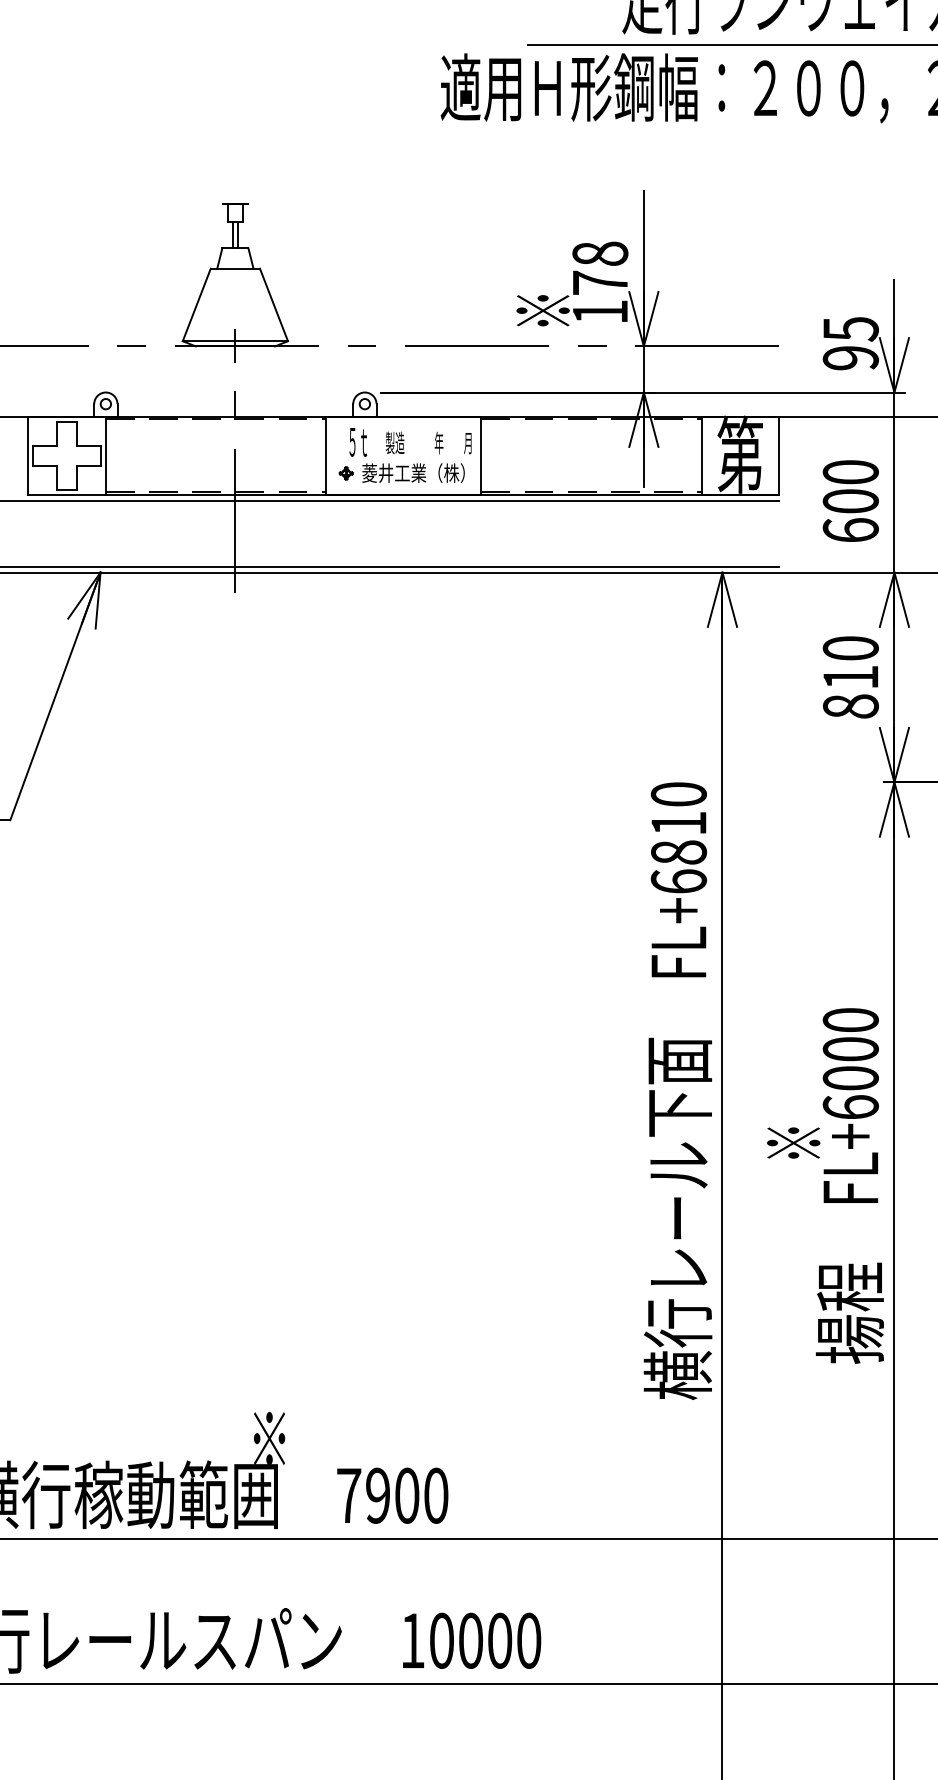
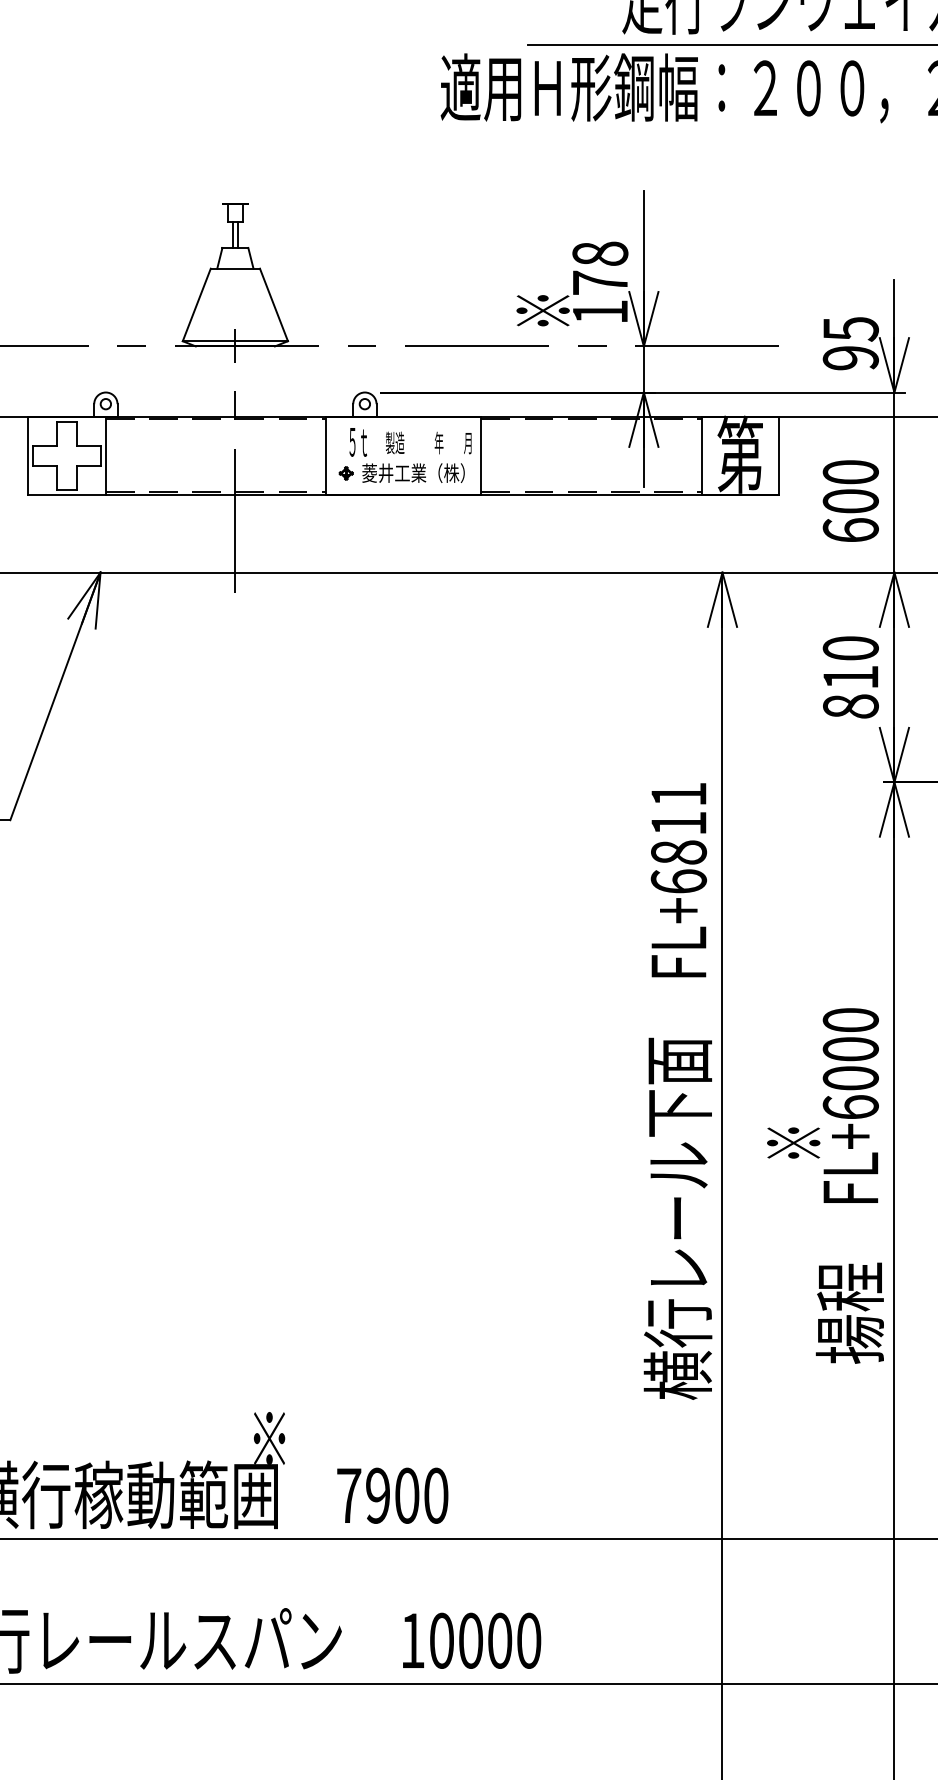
line: present -> none (390, 500)
line: present -> none (390, 566)
text: FL+6810 -> FL+6811 (678, 794)
